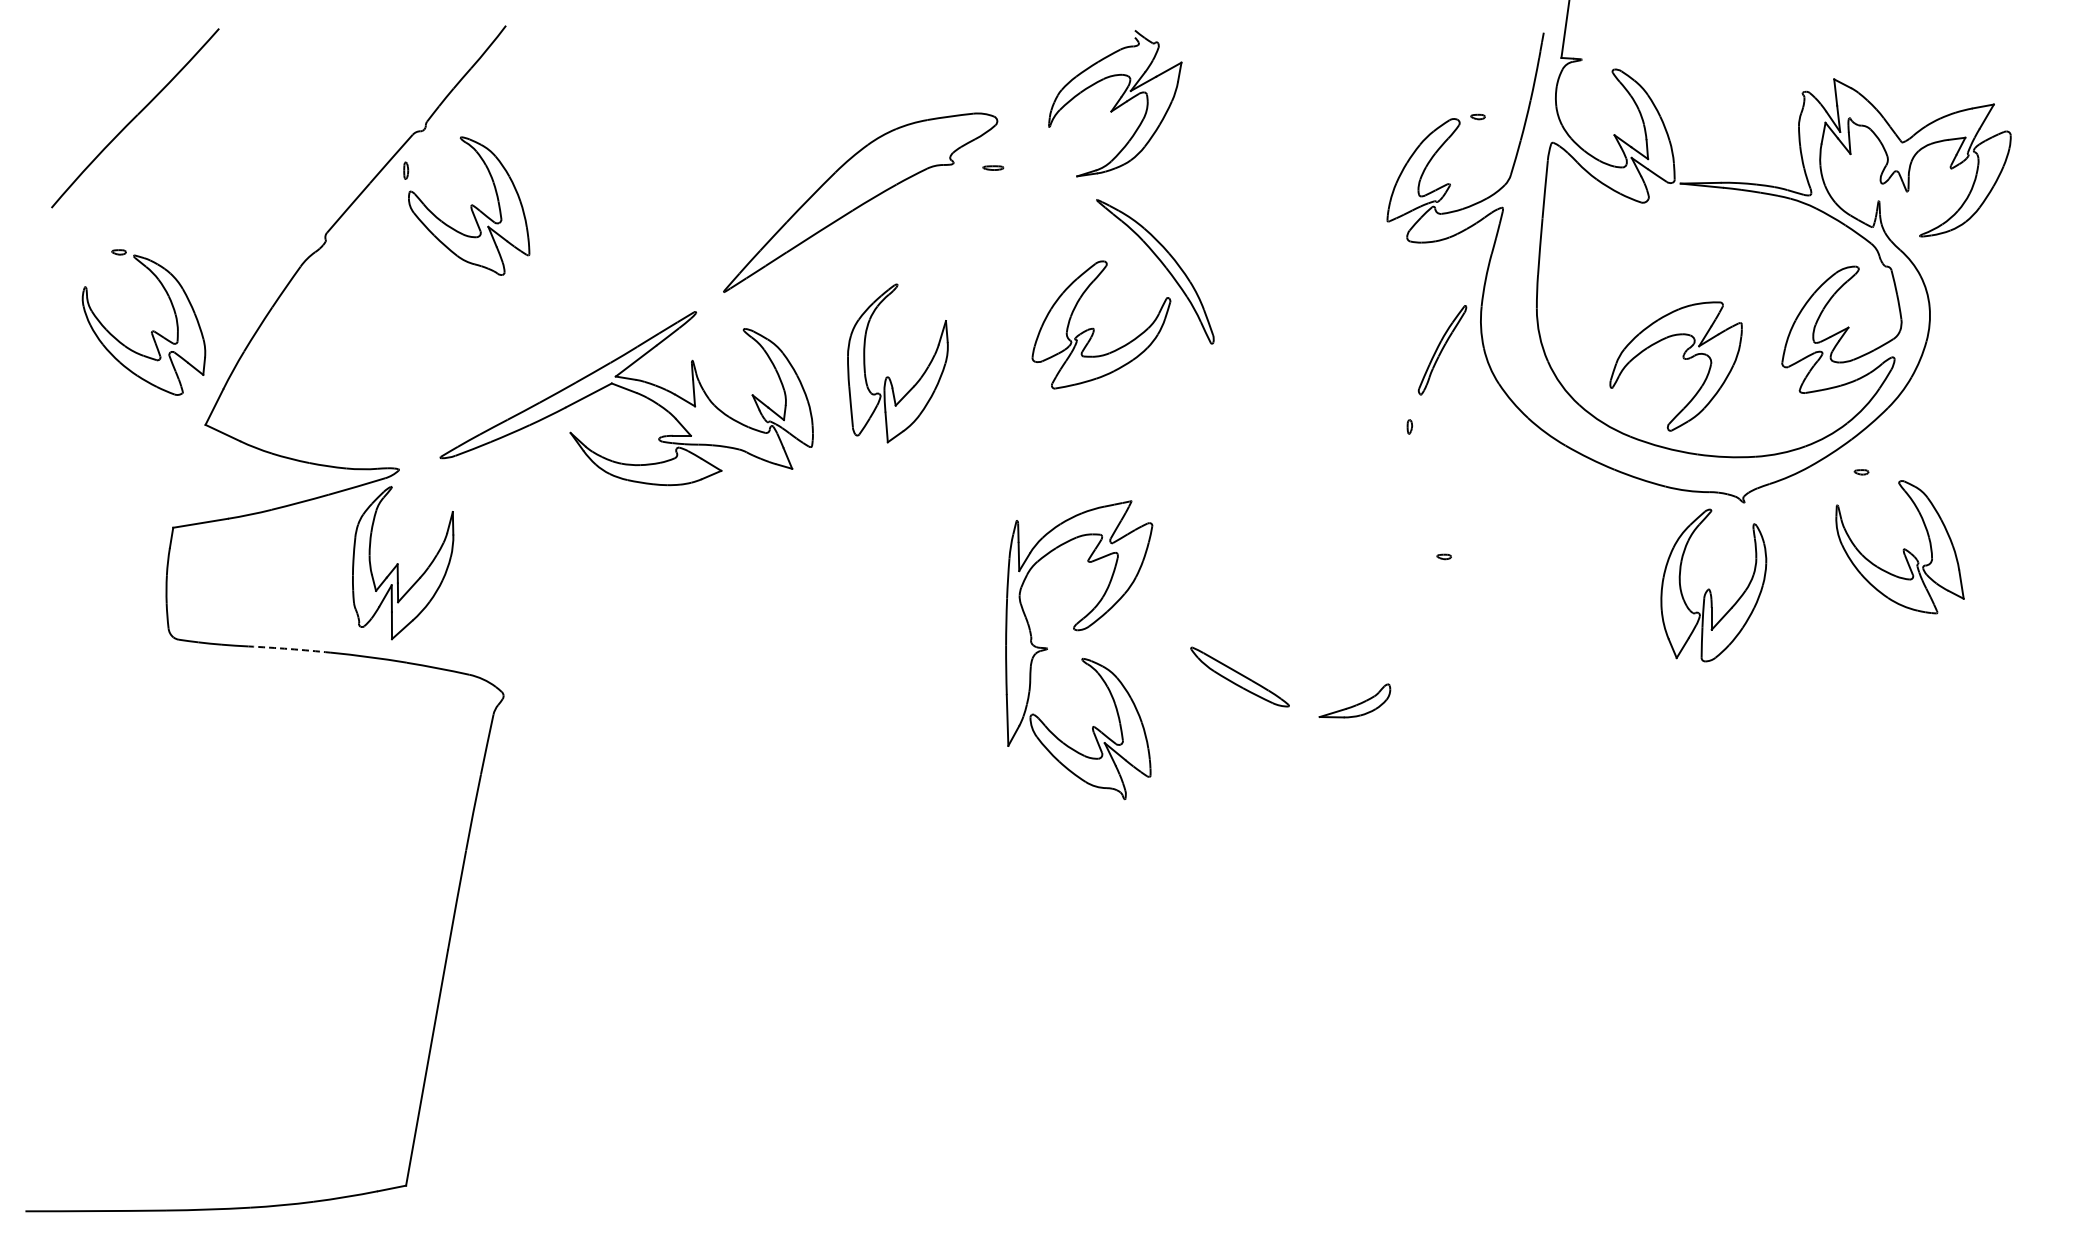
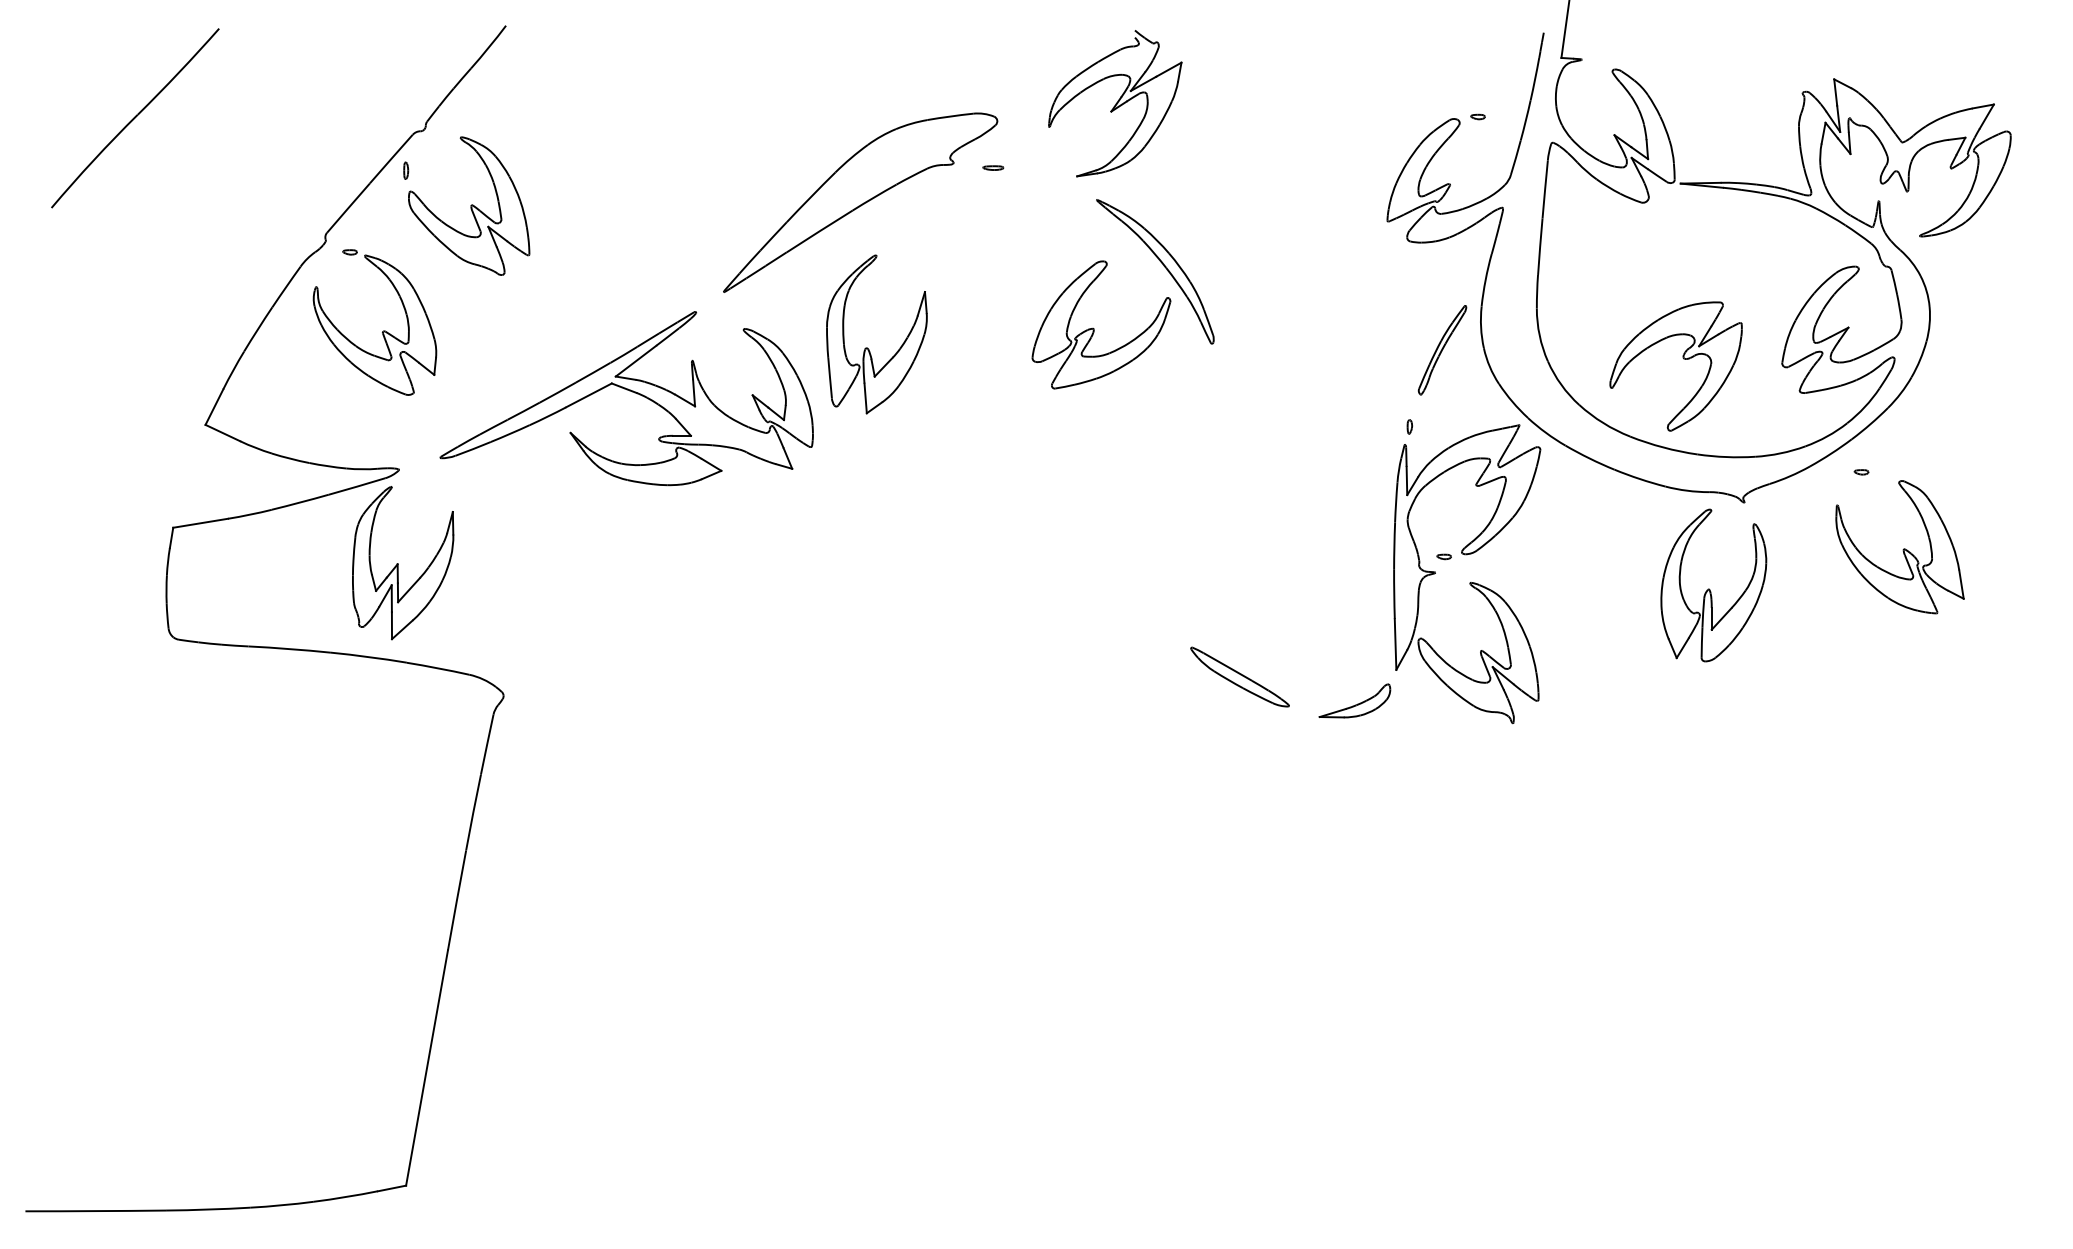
part position: (152, 330) -> (383, 330) (383, 330)
part position: (888, 376) -> (867, 347) (867, 347)
arc: dashed -> solid (289, 649)
part position: (1081, 658) -> (1469, 582) (1469, 582)
